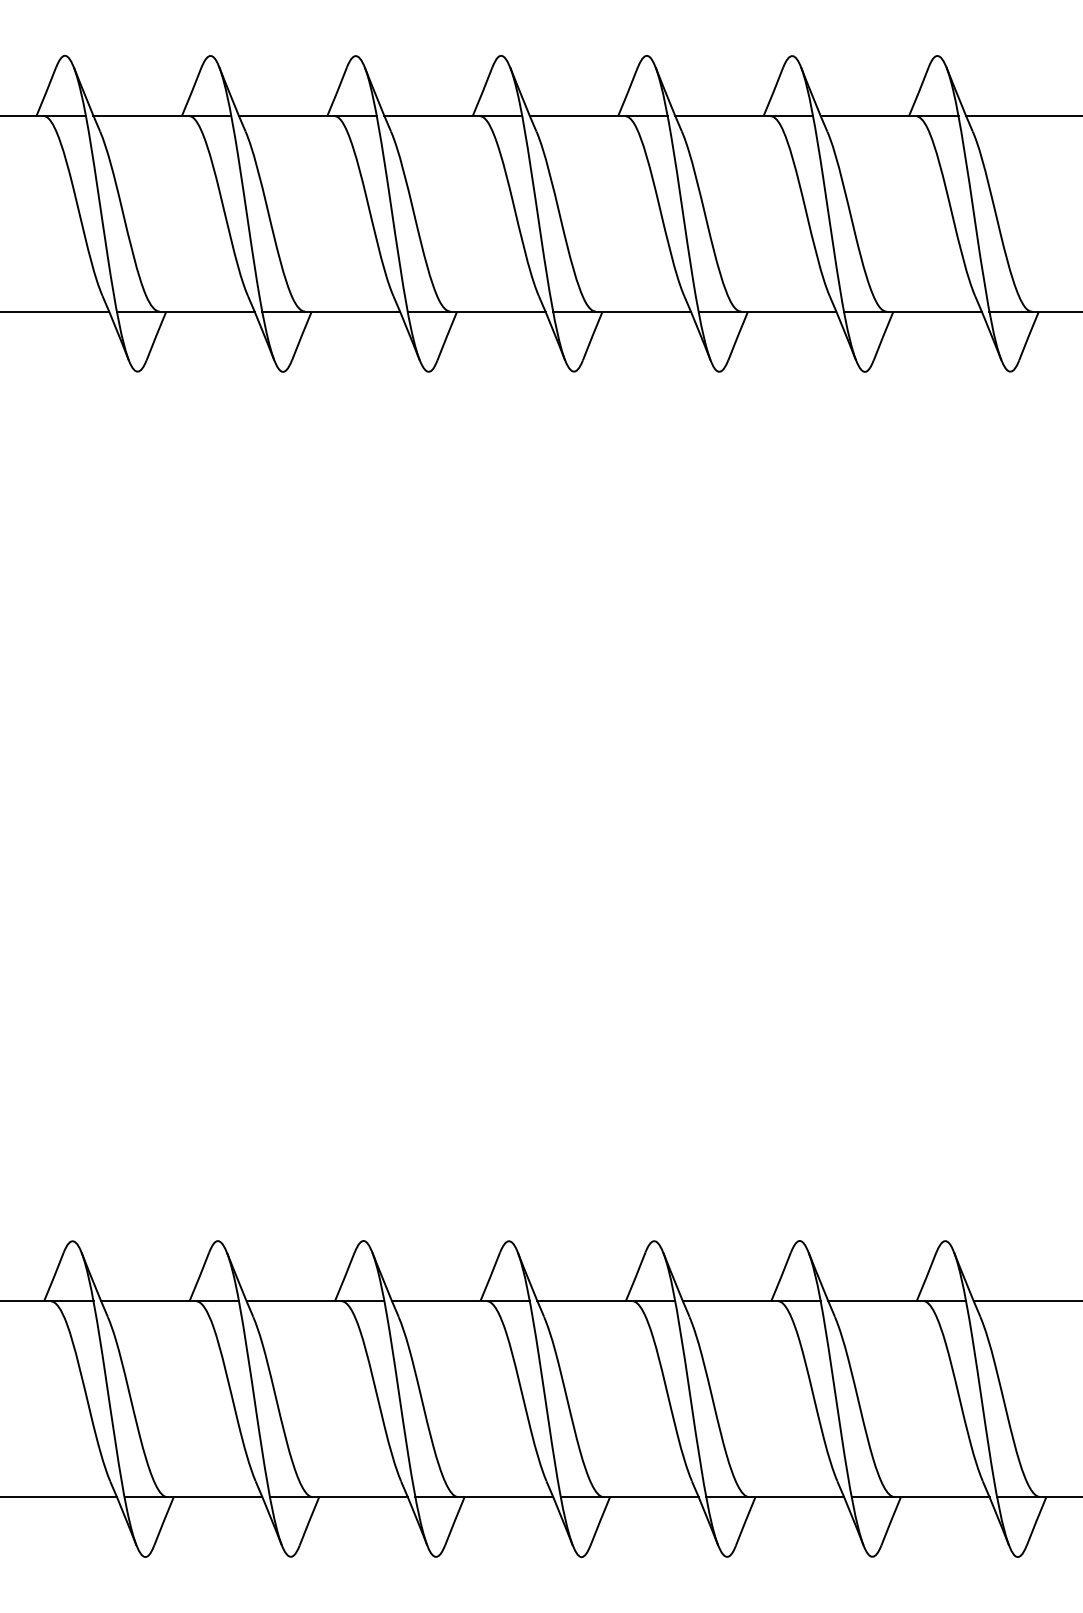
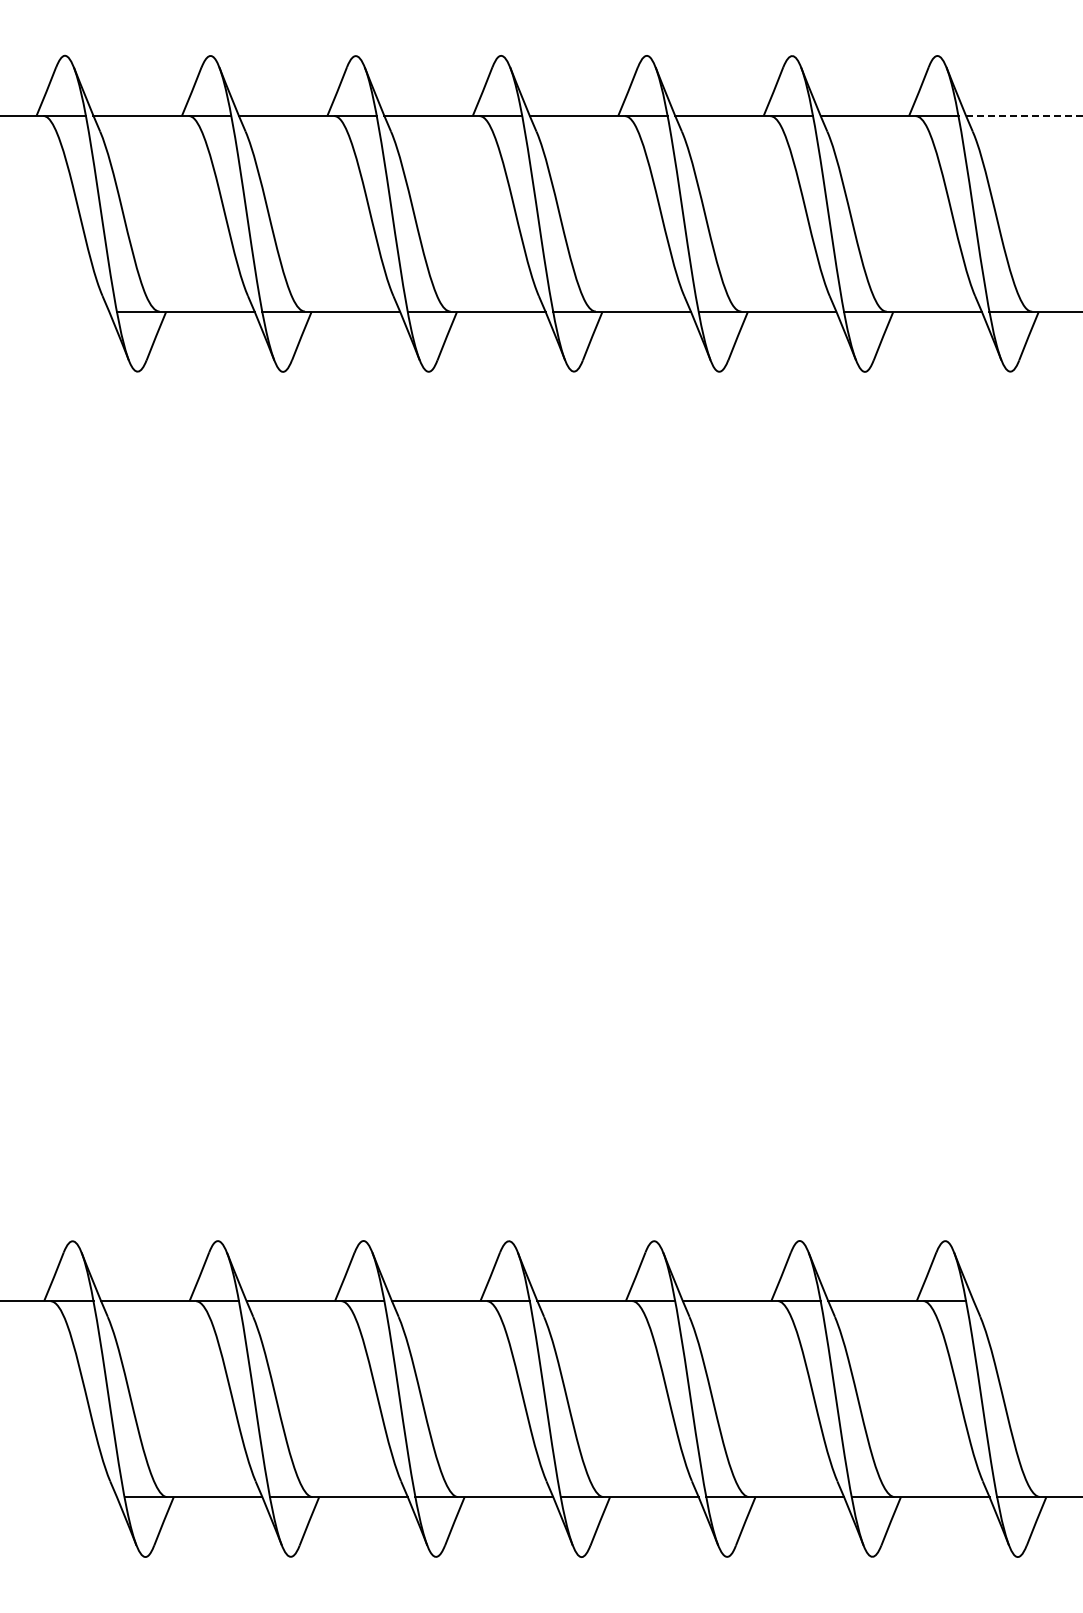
line: solid -> dashed (1025, 115)
line: present -> none (55, 311)
line: present -> none (1026, 1301)
line: present -> none (59, 1497)
